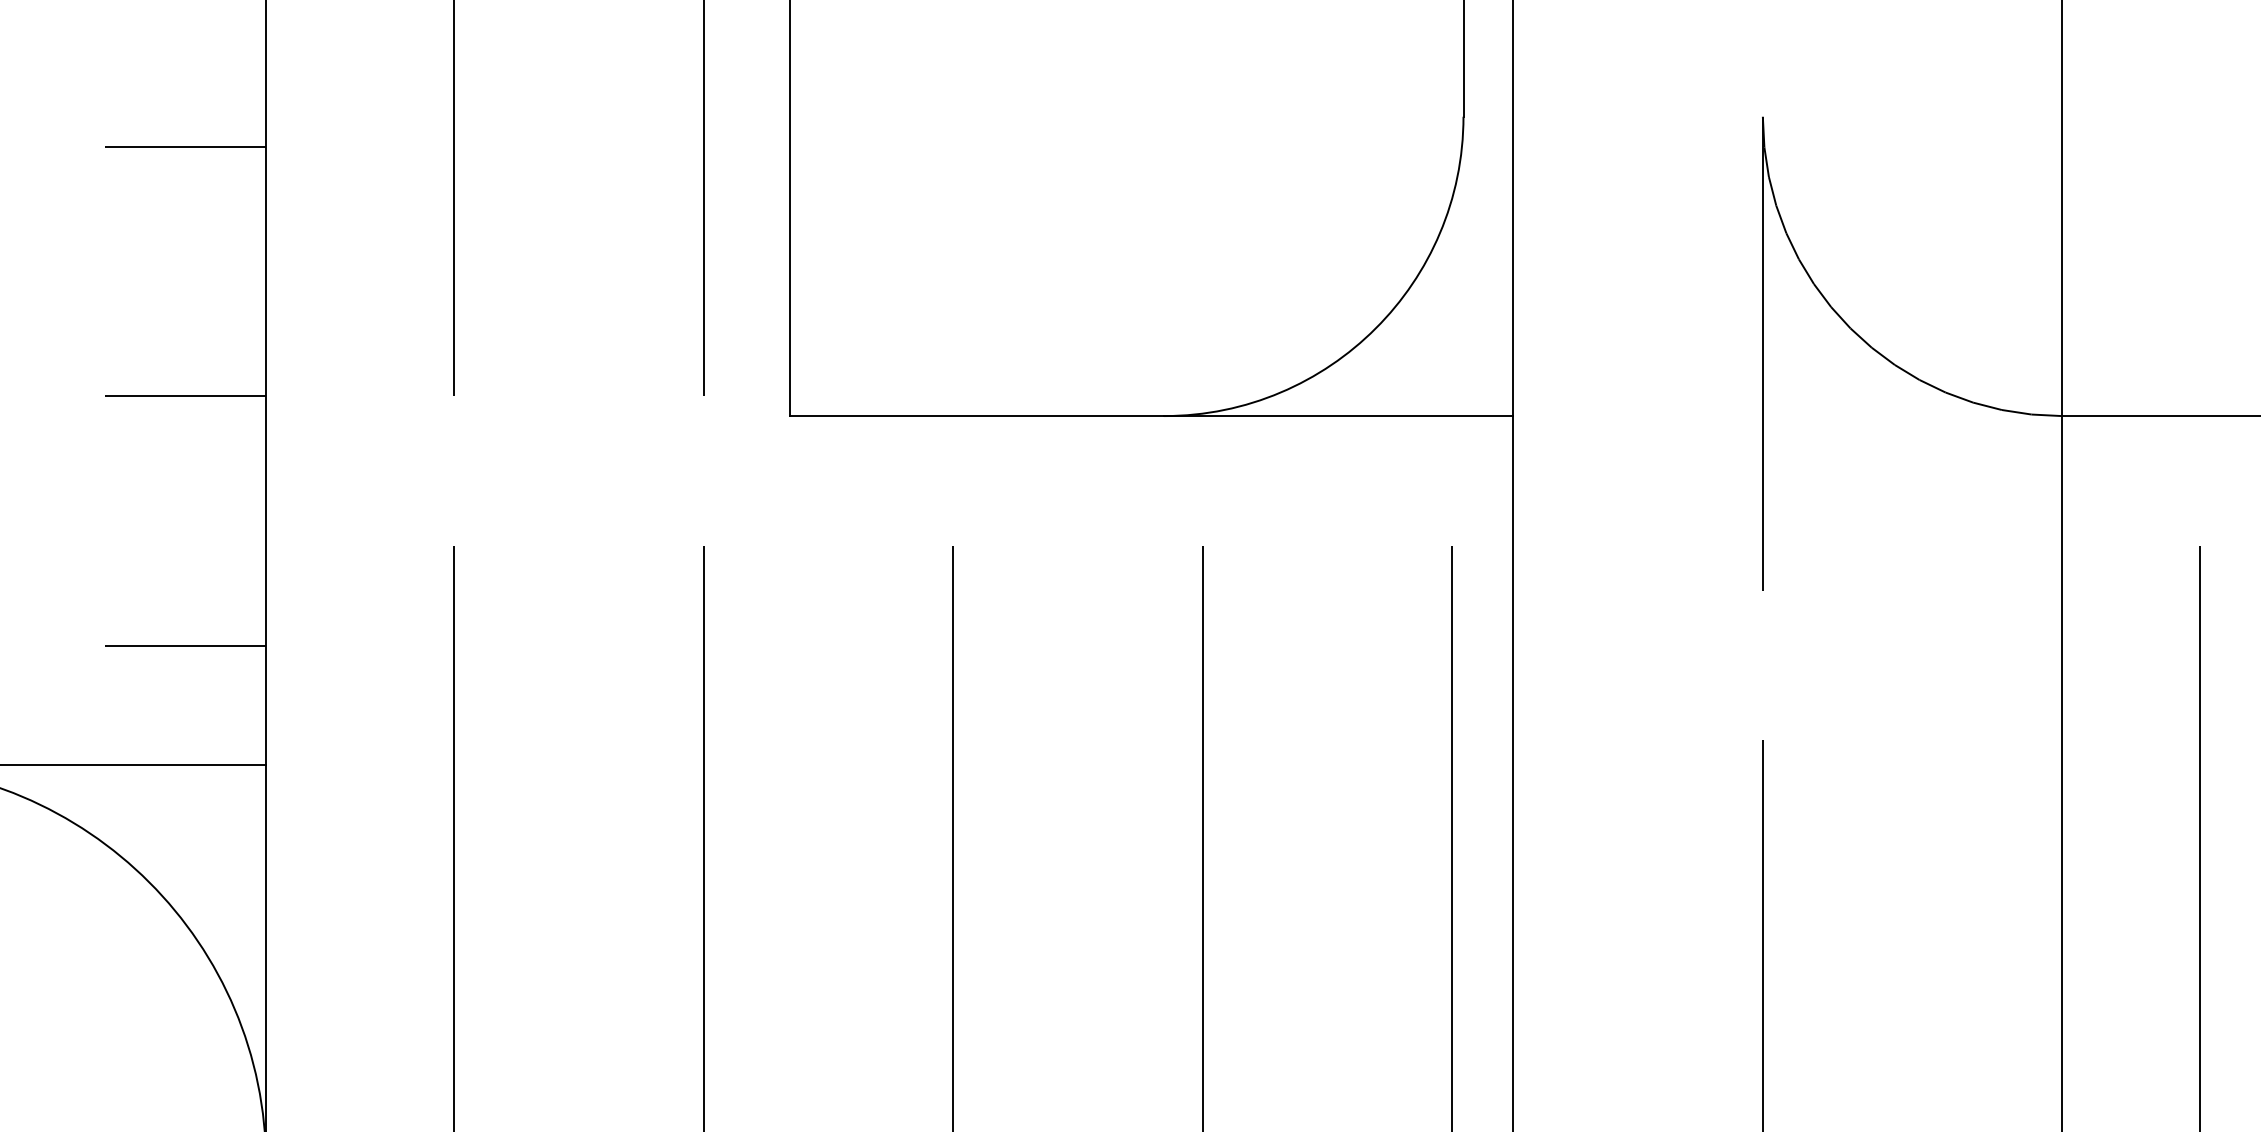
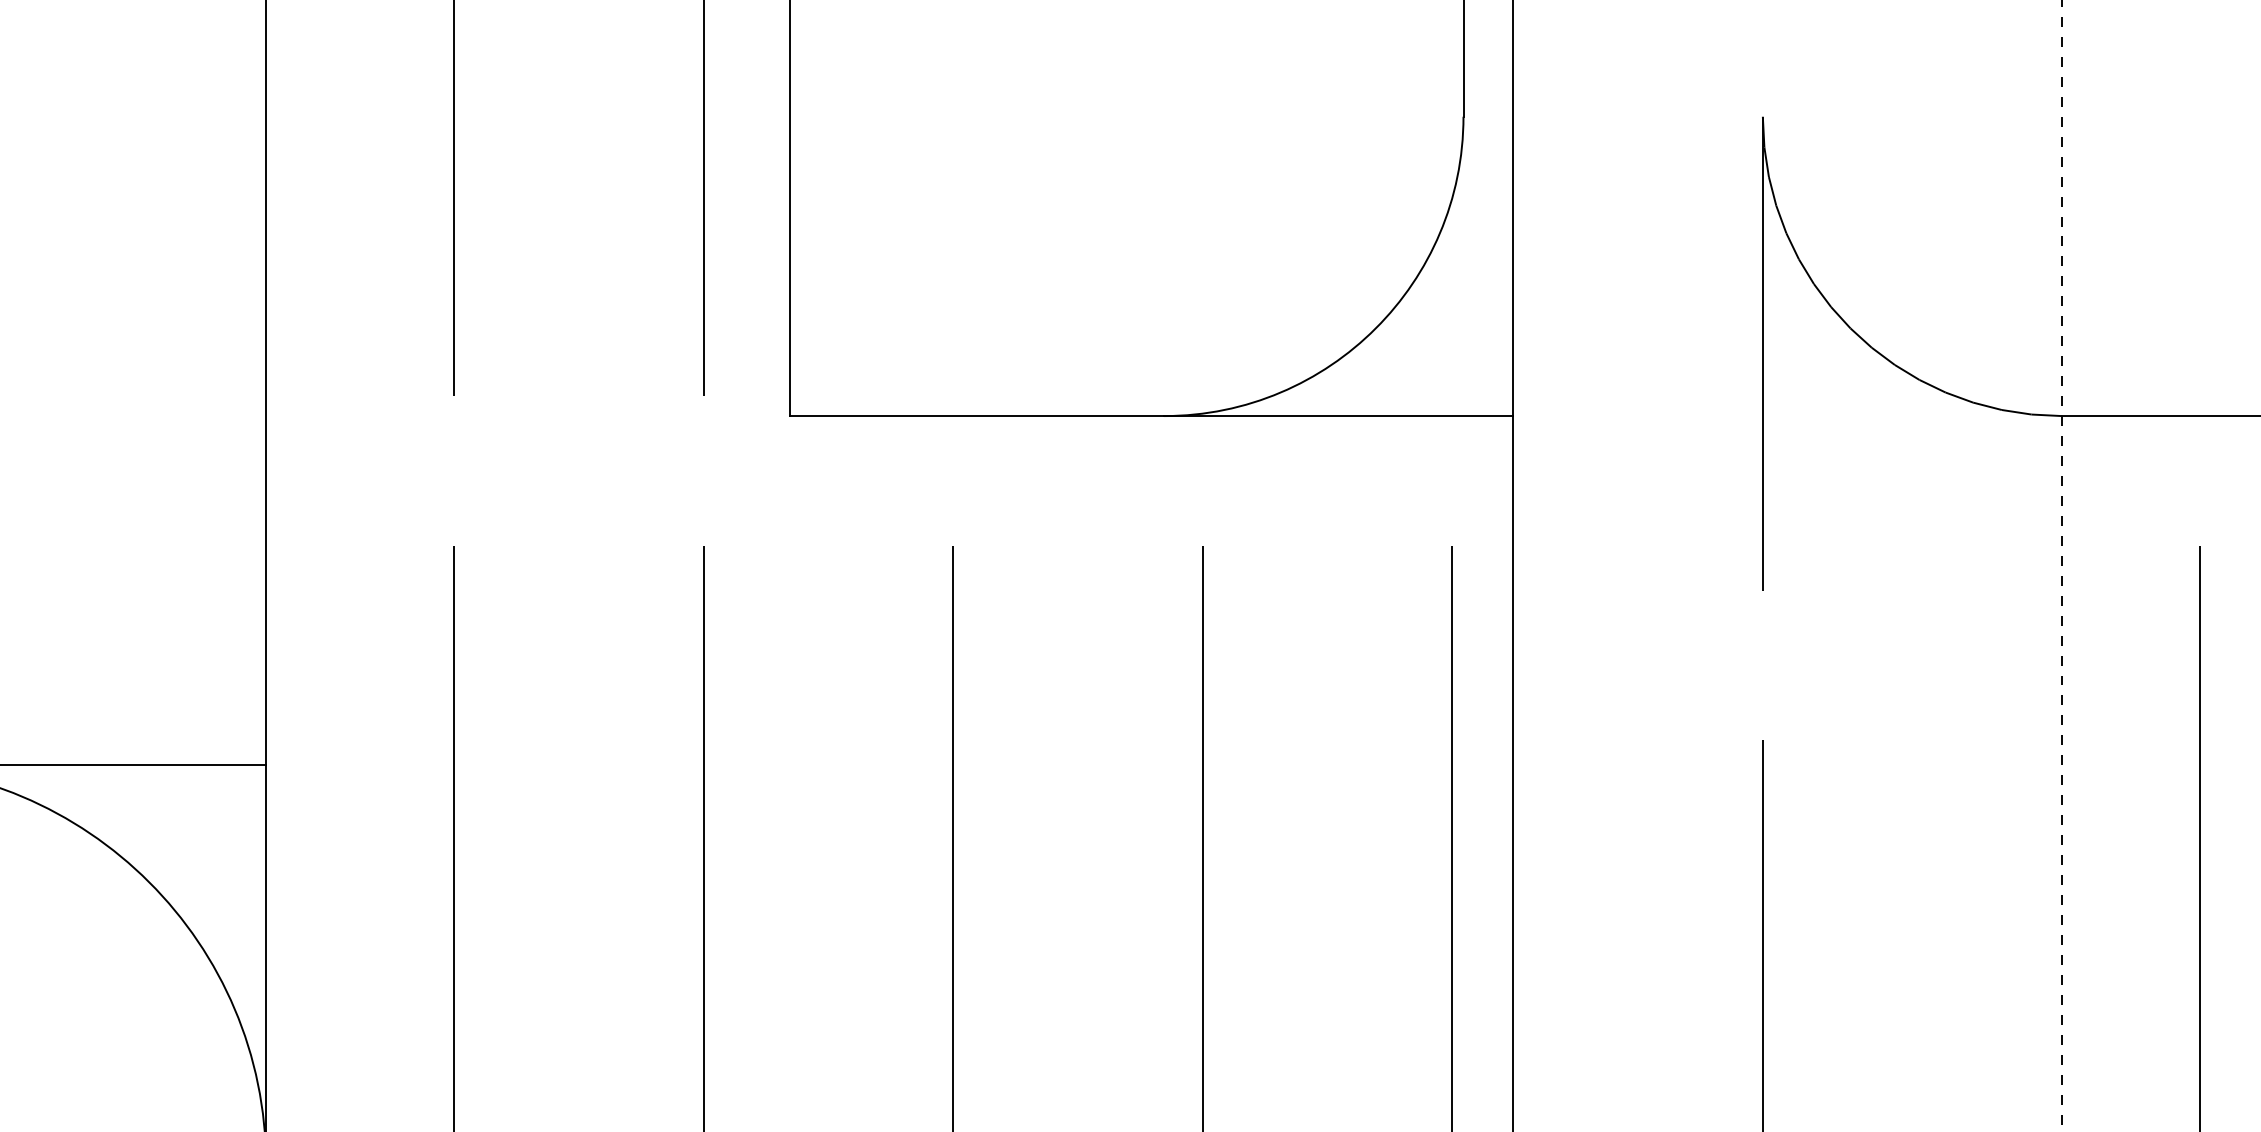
hatch: present -> none (185, 395)
line: solid -> dashed (2062, 564)
